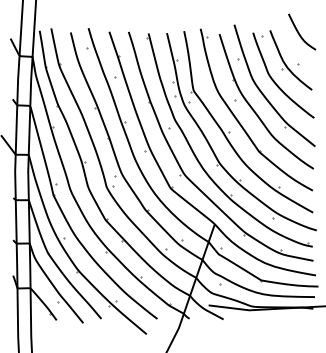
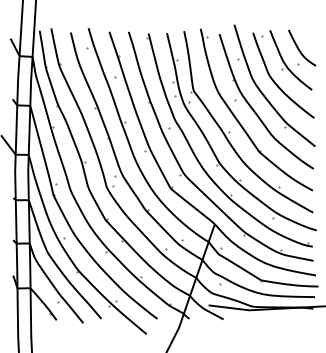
curve position: (299, 32) -> (299, 48) (299, 48)
